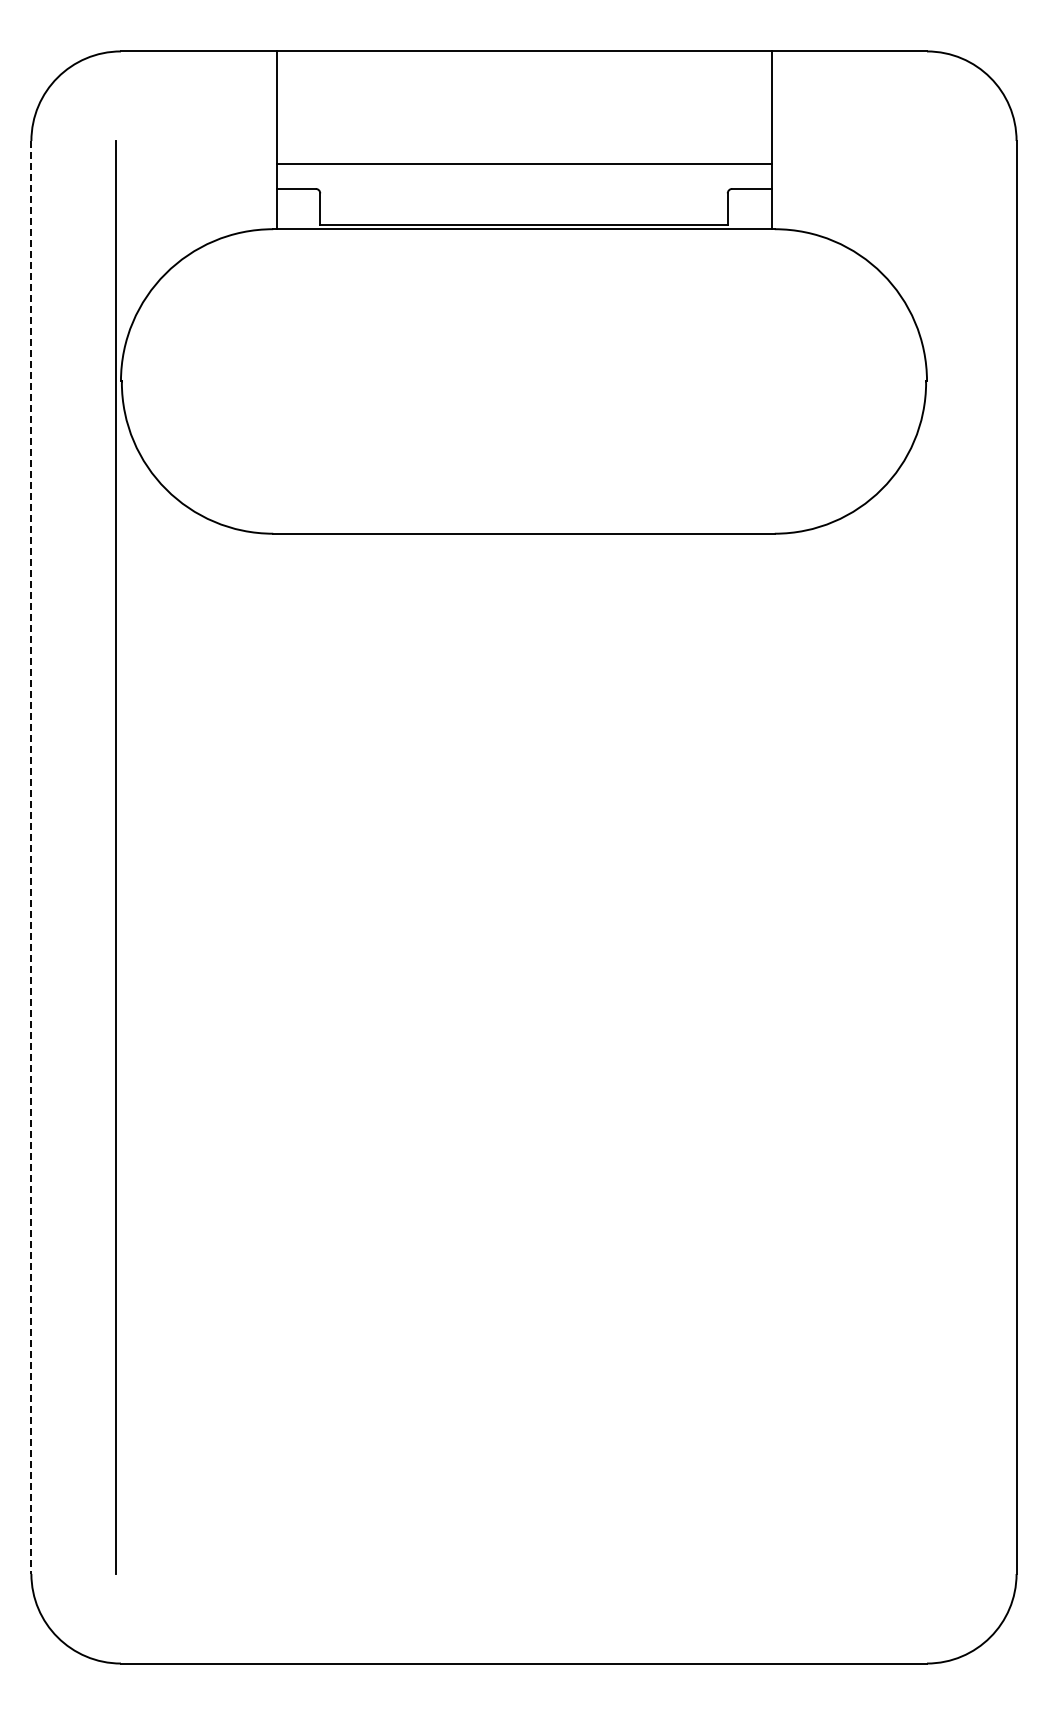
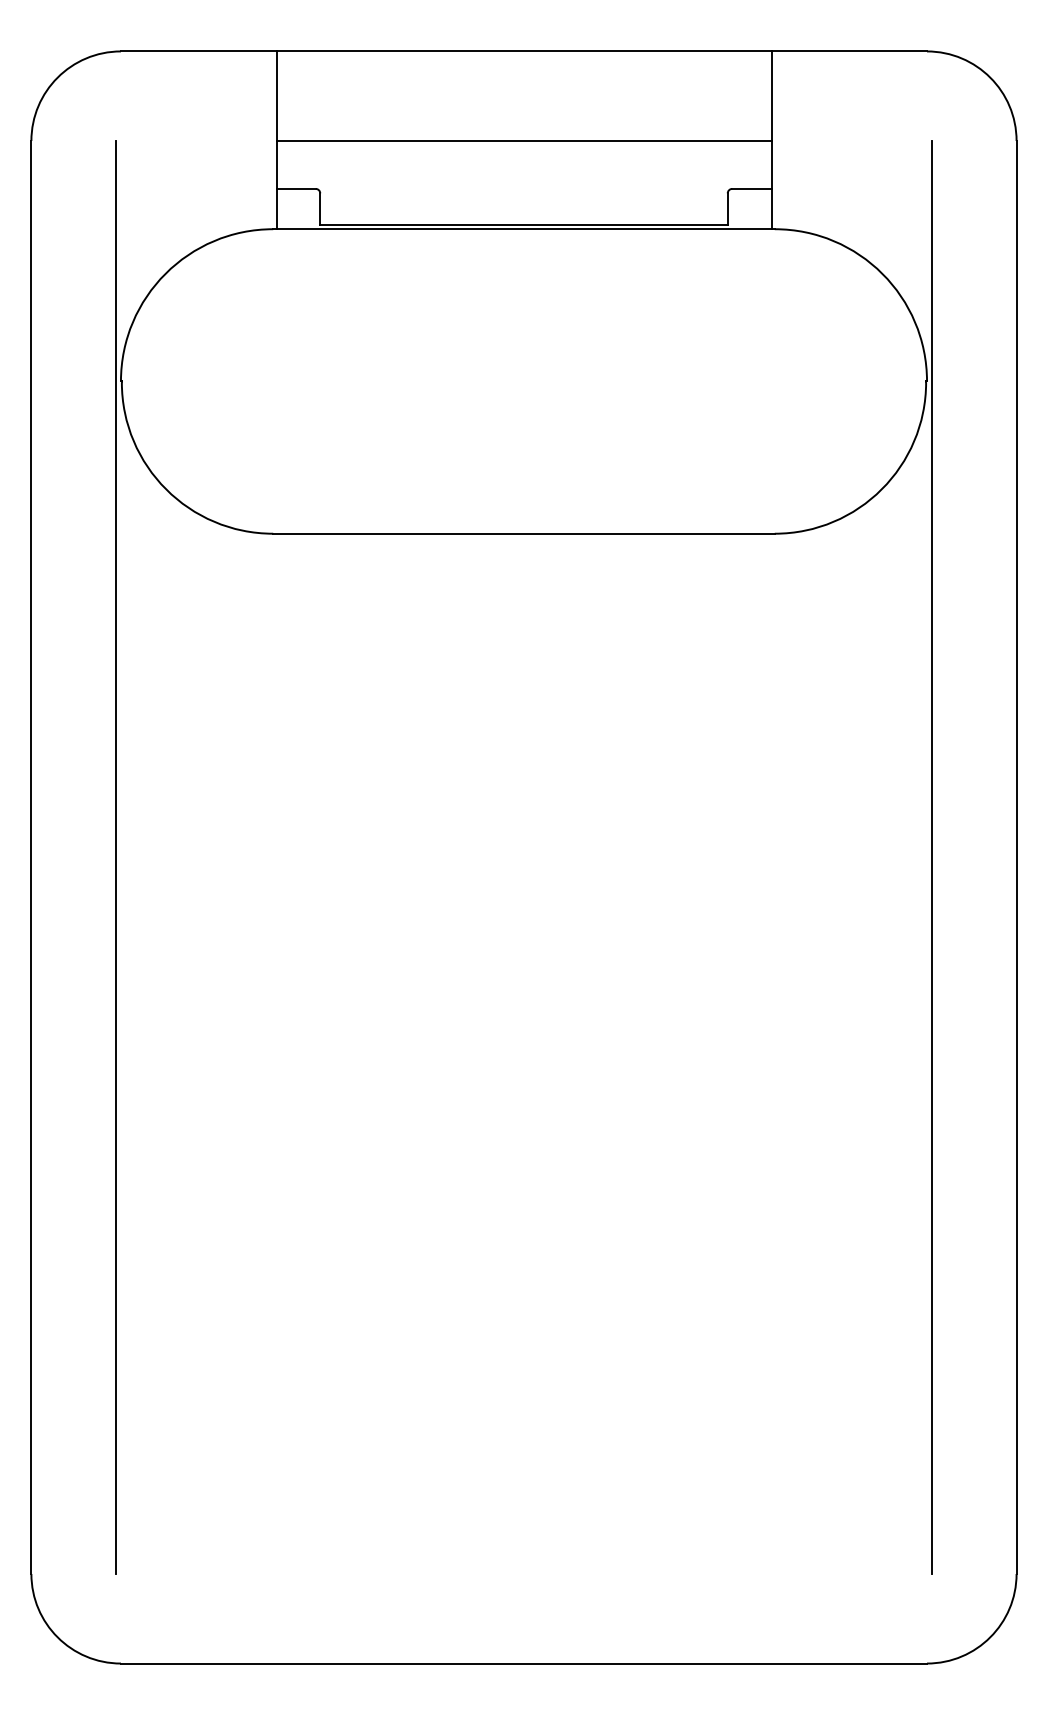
line position: (524, 164) -> (524, 141) (524, 141)
line: dashed -> solid (31, 857)
line: none -> present (931, 857)
